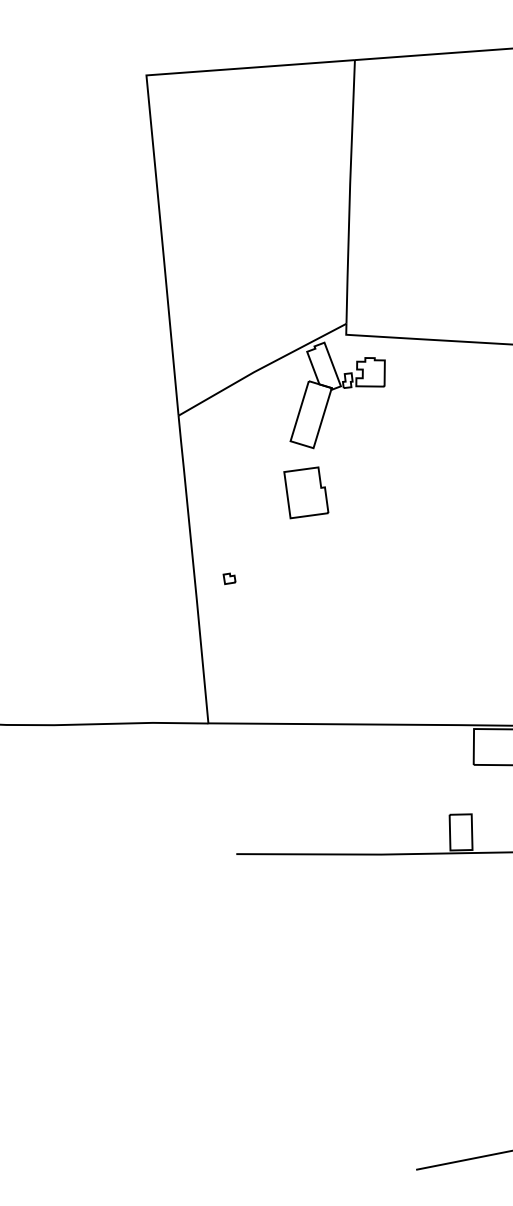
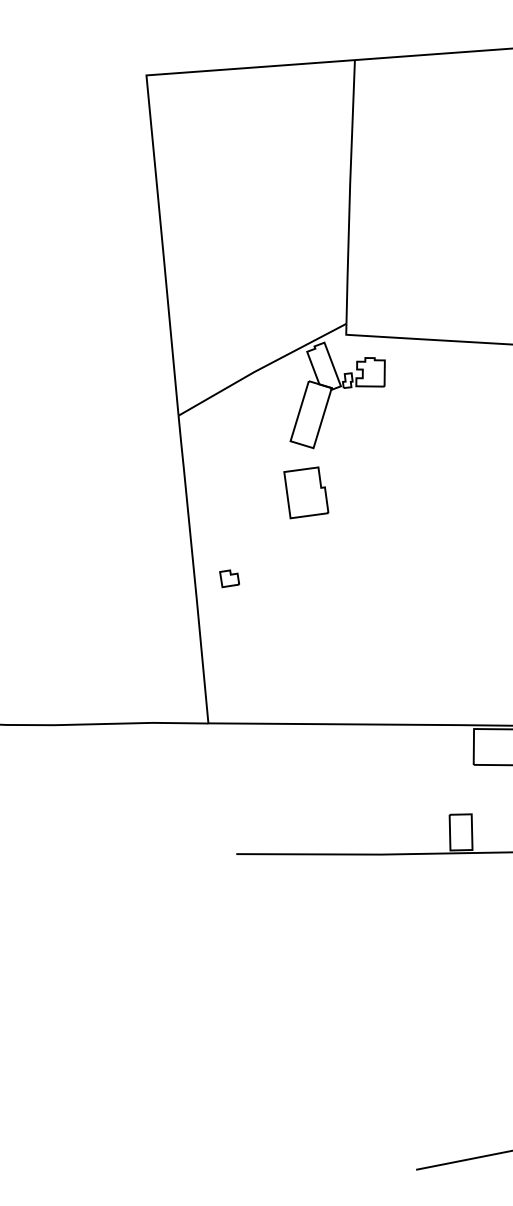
part size: 15x14 px -> 21x20 px (229, 578)
